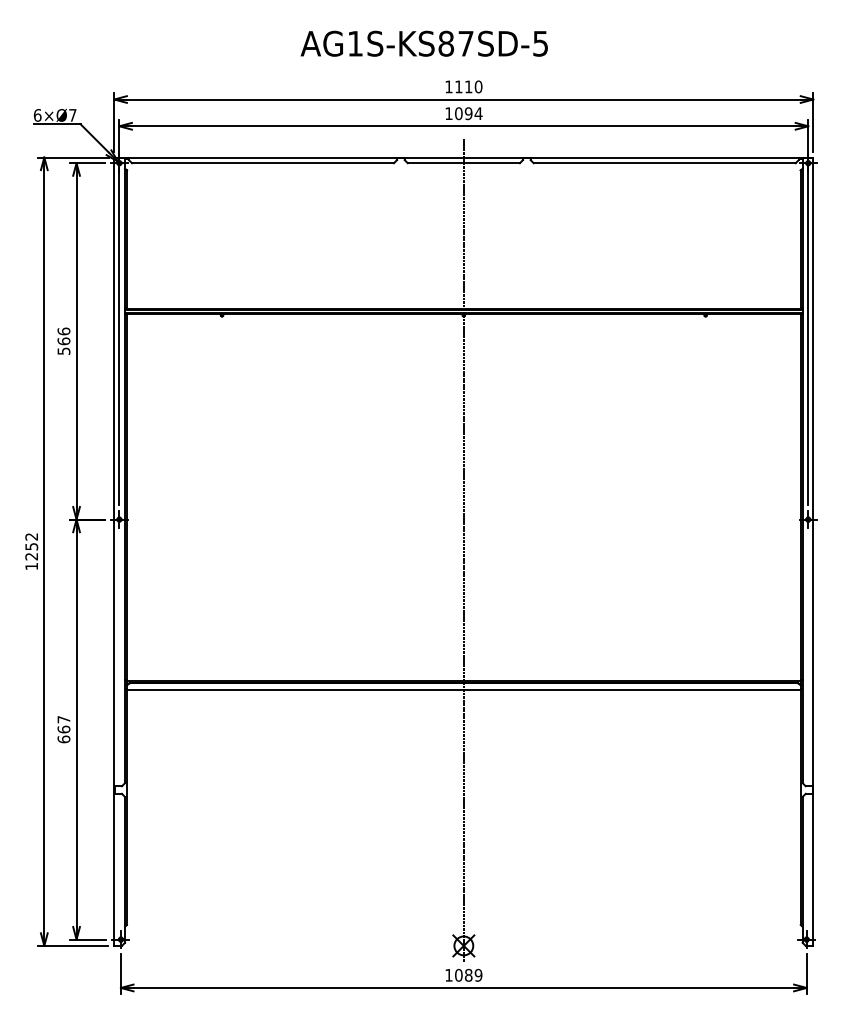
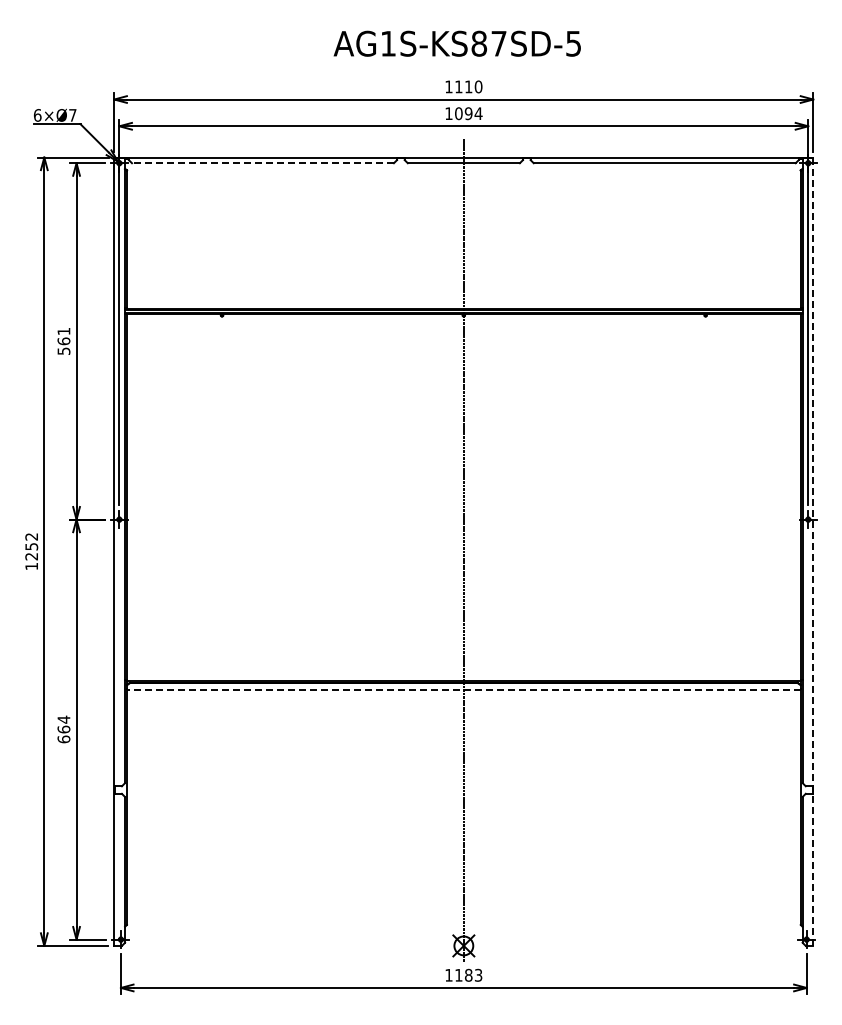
text position: (423, 43) -> (456, 43) (456, 43)
line: solid -> dashed (262, 163)
text: 566 -> 561 (63, 331)
line: solid -> dashed (813, 552)
line: solid -> dashed (463, 689)
text: 667 -> 664 (63, 719)
text: 1089 -> 1183 (468, 974)
